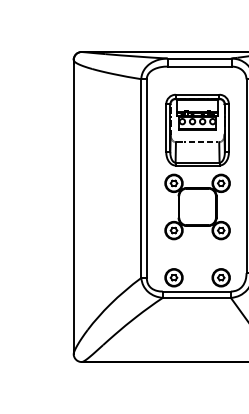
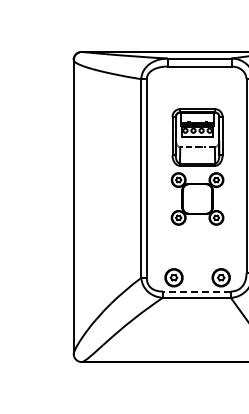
part size: 67x148 px -> 55x118 px (197, 166)
line: solid -> dashed (196, 291)
